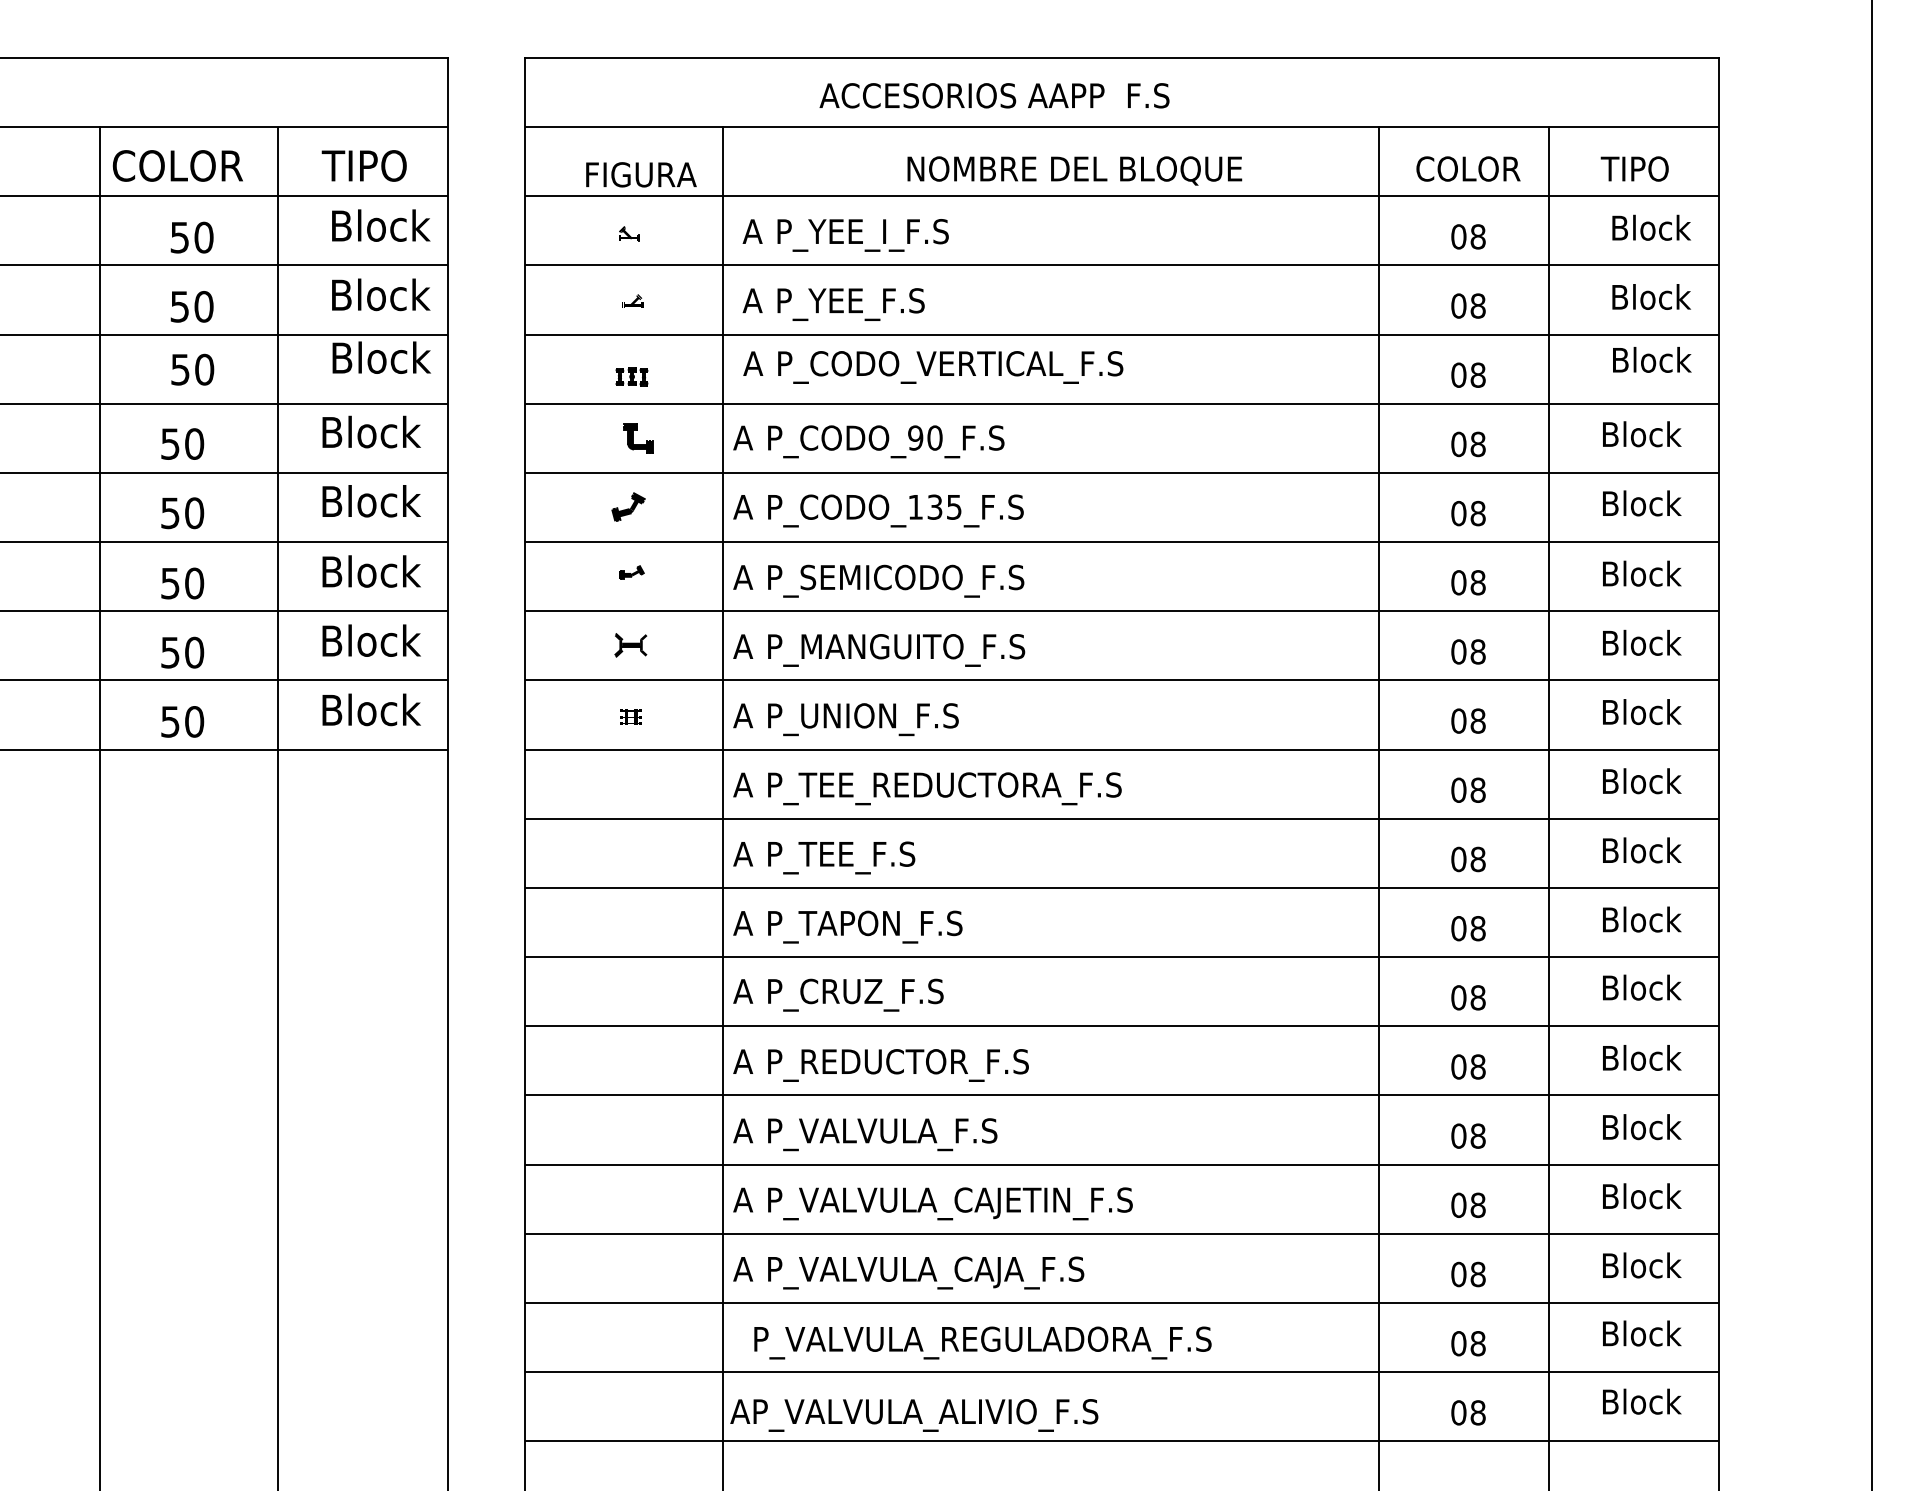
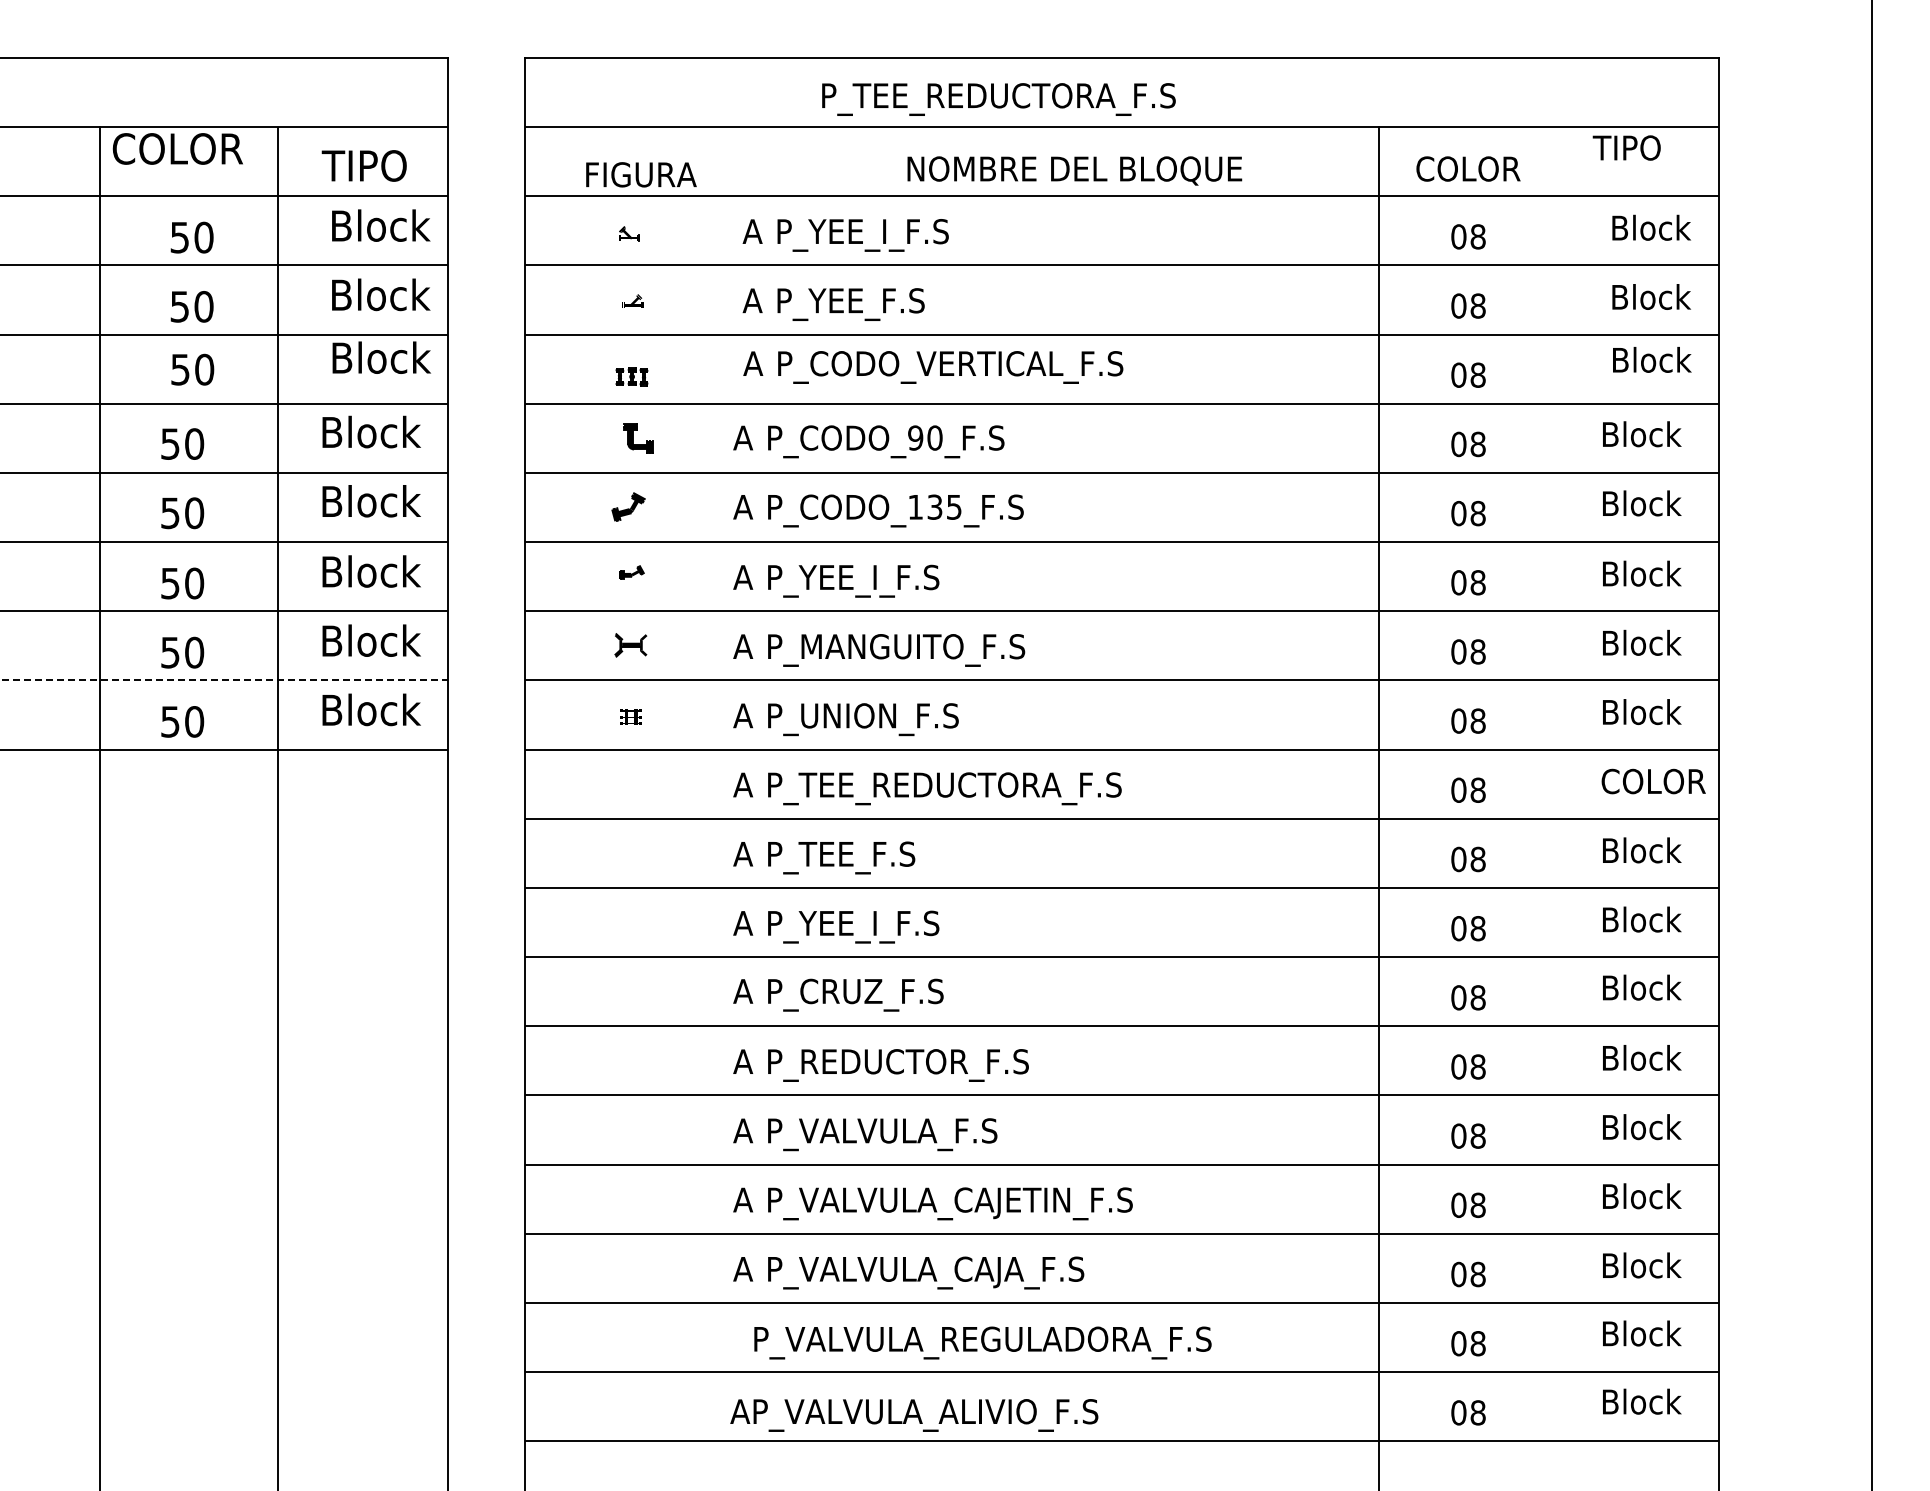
text: ACCESORIOS AAPP  F.S -> P_TEE_REDUCTORA_F.S (997, 99)
text position: (177, 165) -> (177, 148) (177, 148)
text position: (1634, 168) -> (1626, 147) (1626, 147)
text: P_SEMICODO_F.S -> P_YEE_I_F.S (911, 580)
line: solid -> dashed (224, 680)
text: Block -> COLOR (1653, 781)
line: present -> none (722, 806)
line: present -> none (1549, 806)
text: P_TAPON_F.S -> P_YEE_I_F.S (880, 926)
